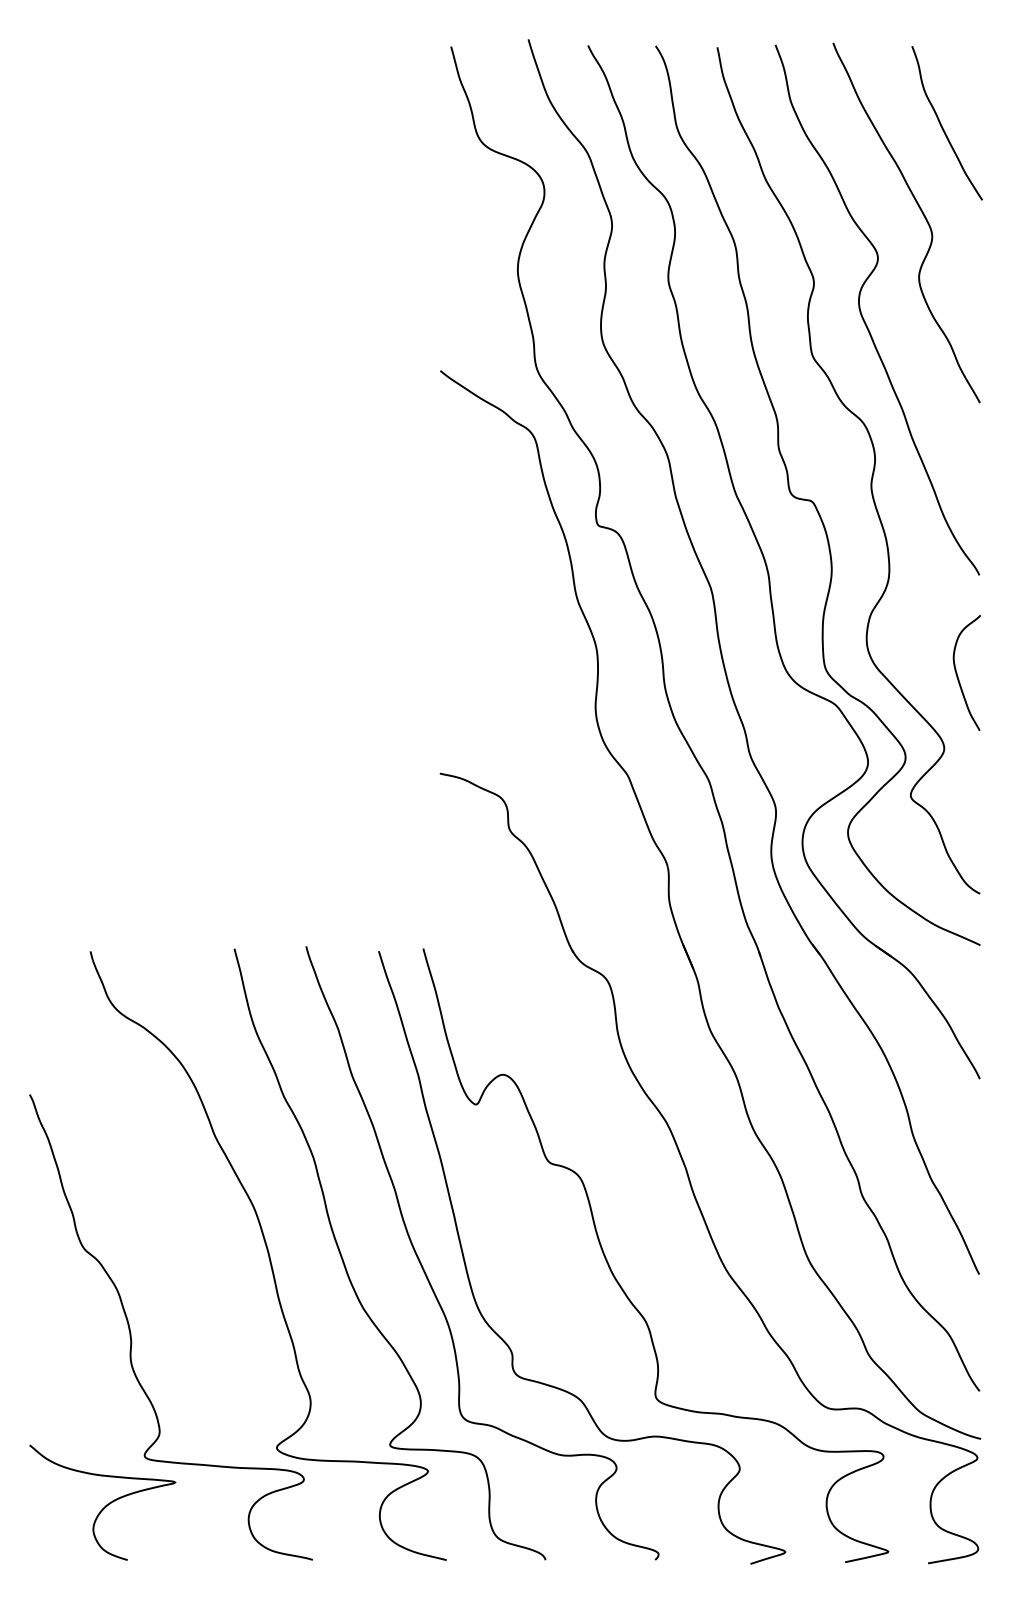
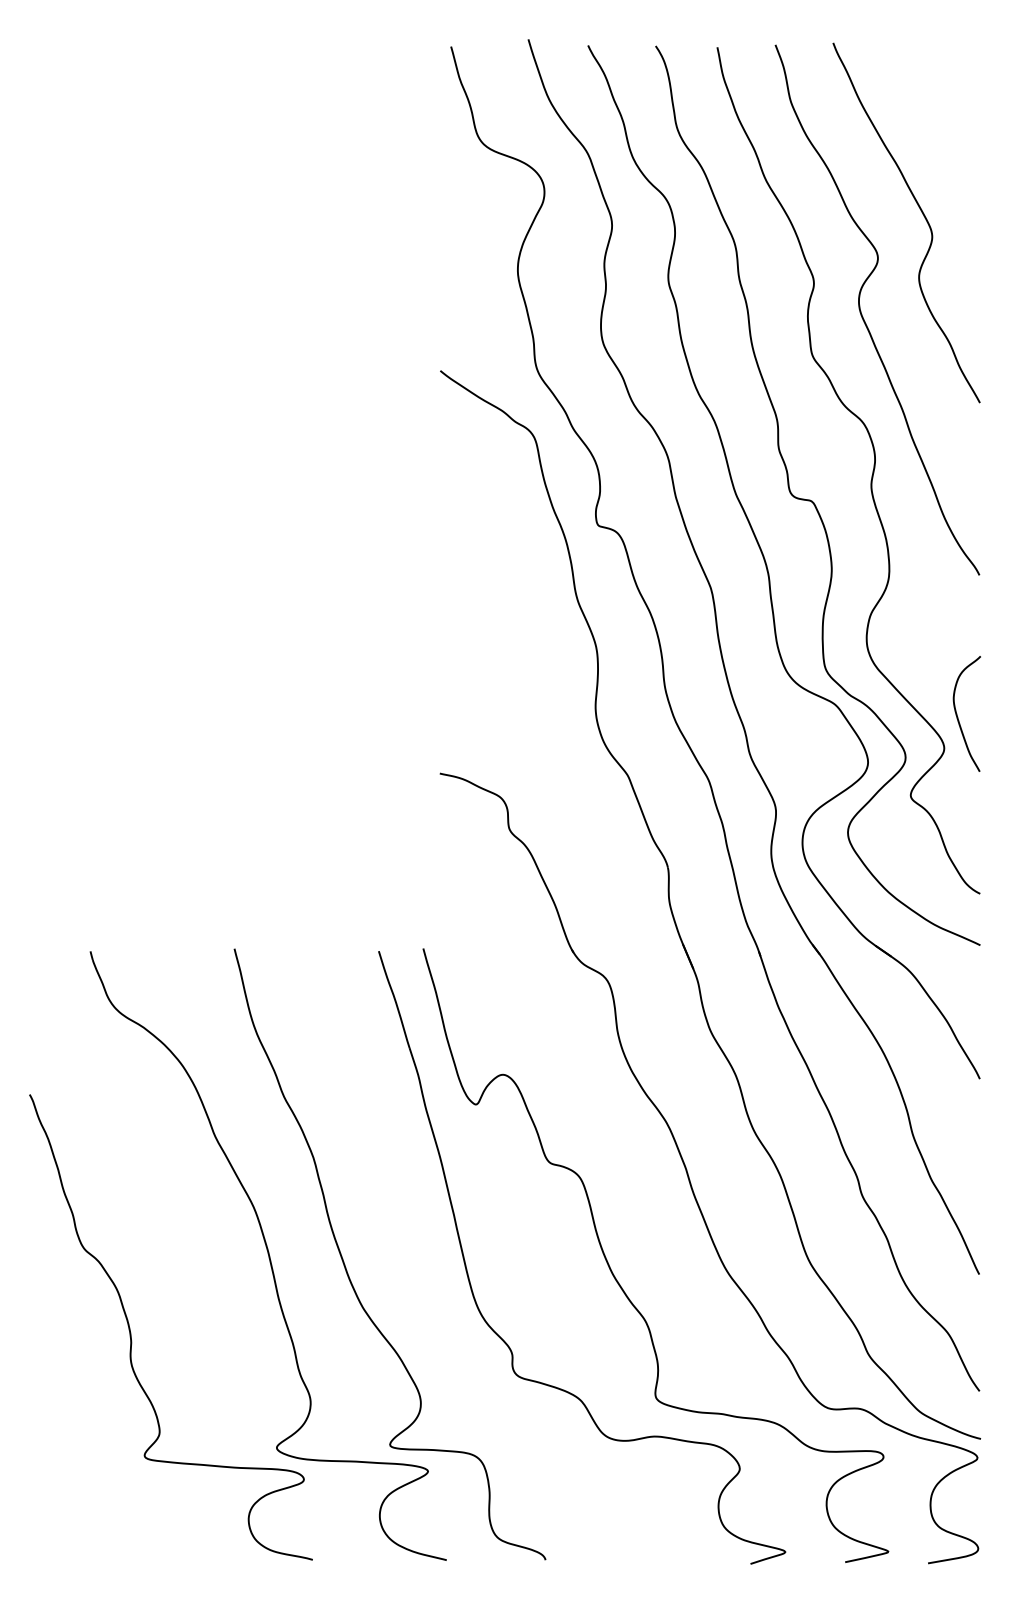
curve: present -> none (942, 125)
curve position: (958, 676) -> (958, 717) (958, 717)
curve: present -> none (427, 1275)
curve: present -> none (105, 1505)
